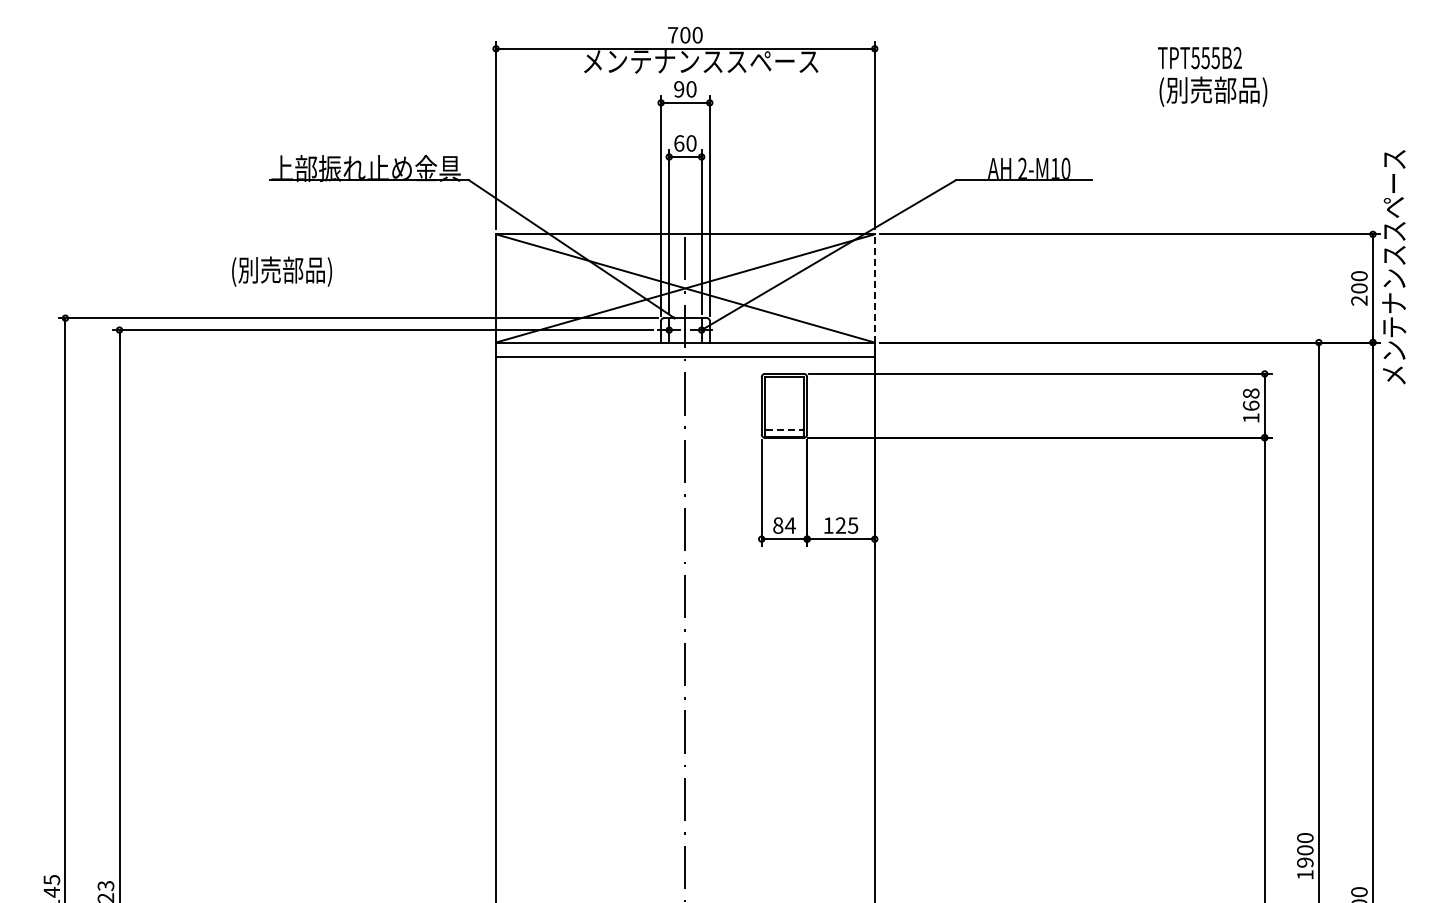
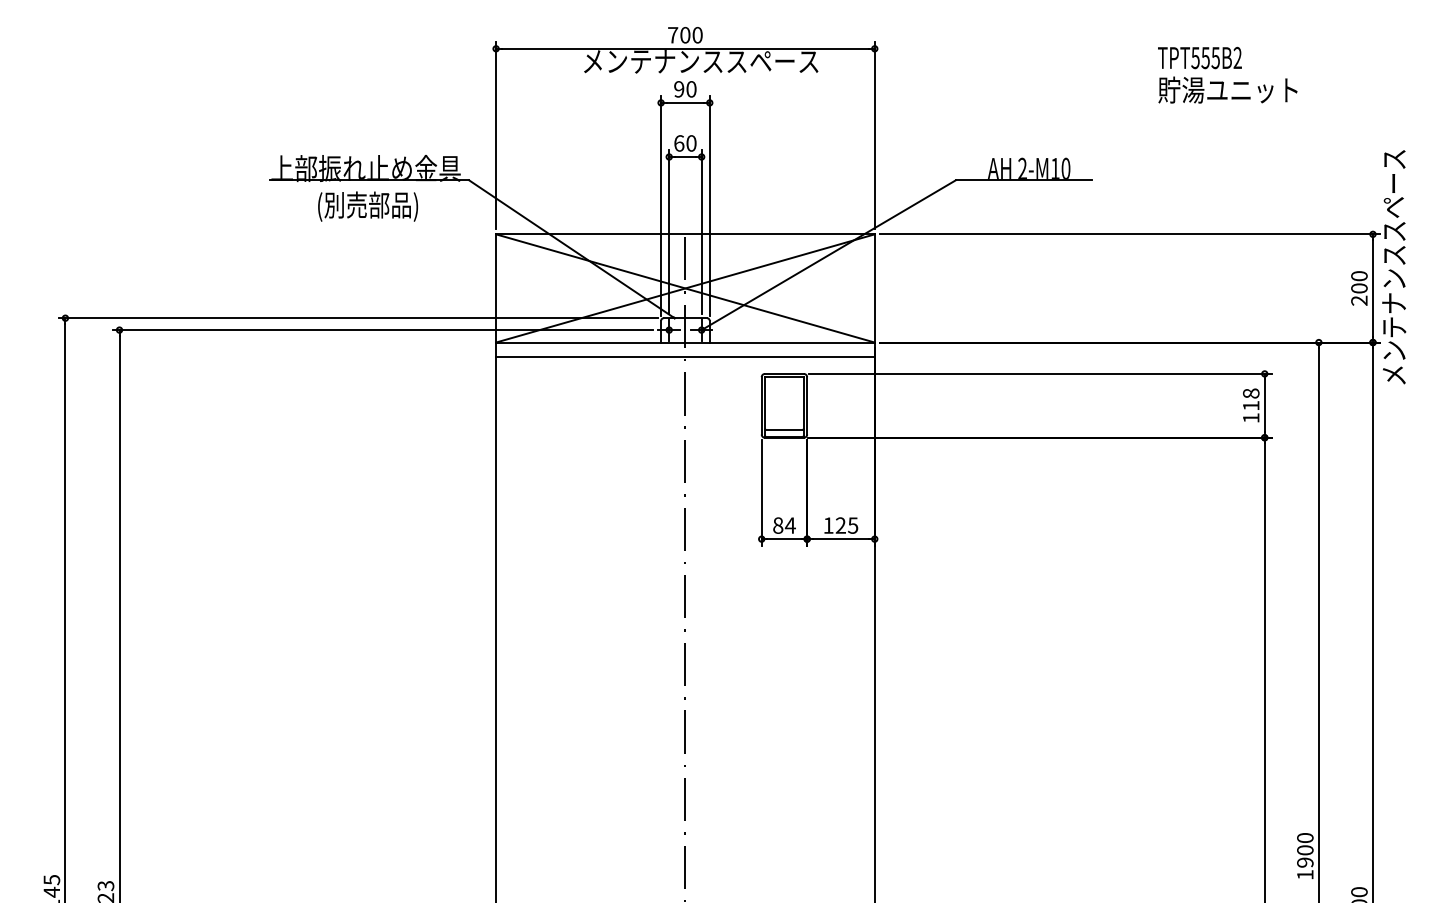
text: (別売部品) -> 貯湯ユニット (1227, 91)
text position: (281, 271) -> (367, 206) (367, 206)
line: dashed -> solid (874, 287)
text: 168 -> 118 (1250, 405)
line: dashed -> solid (784, 429)
